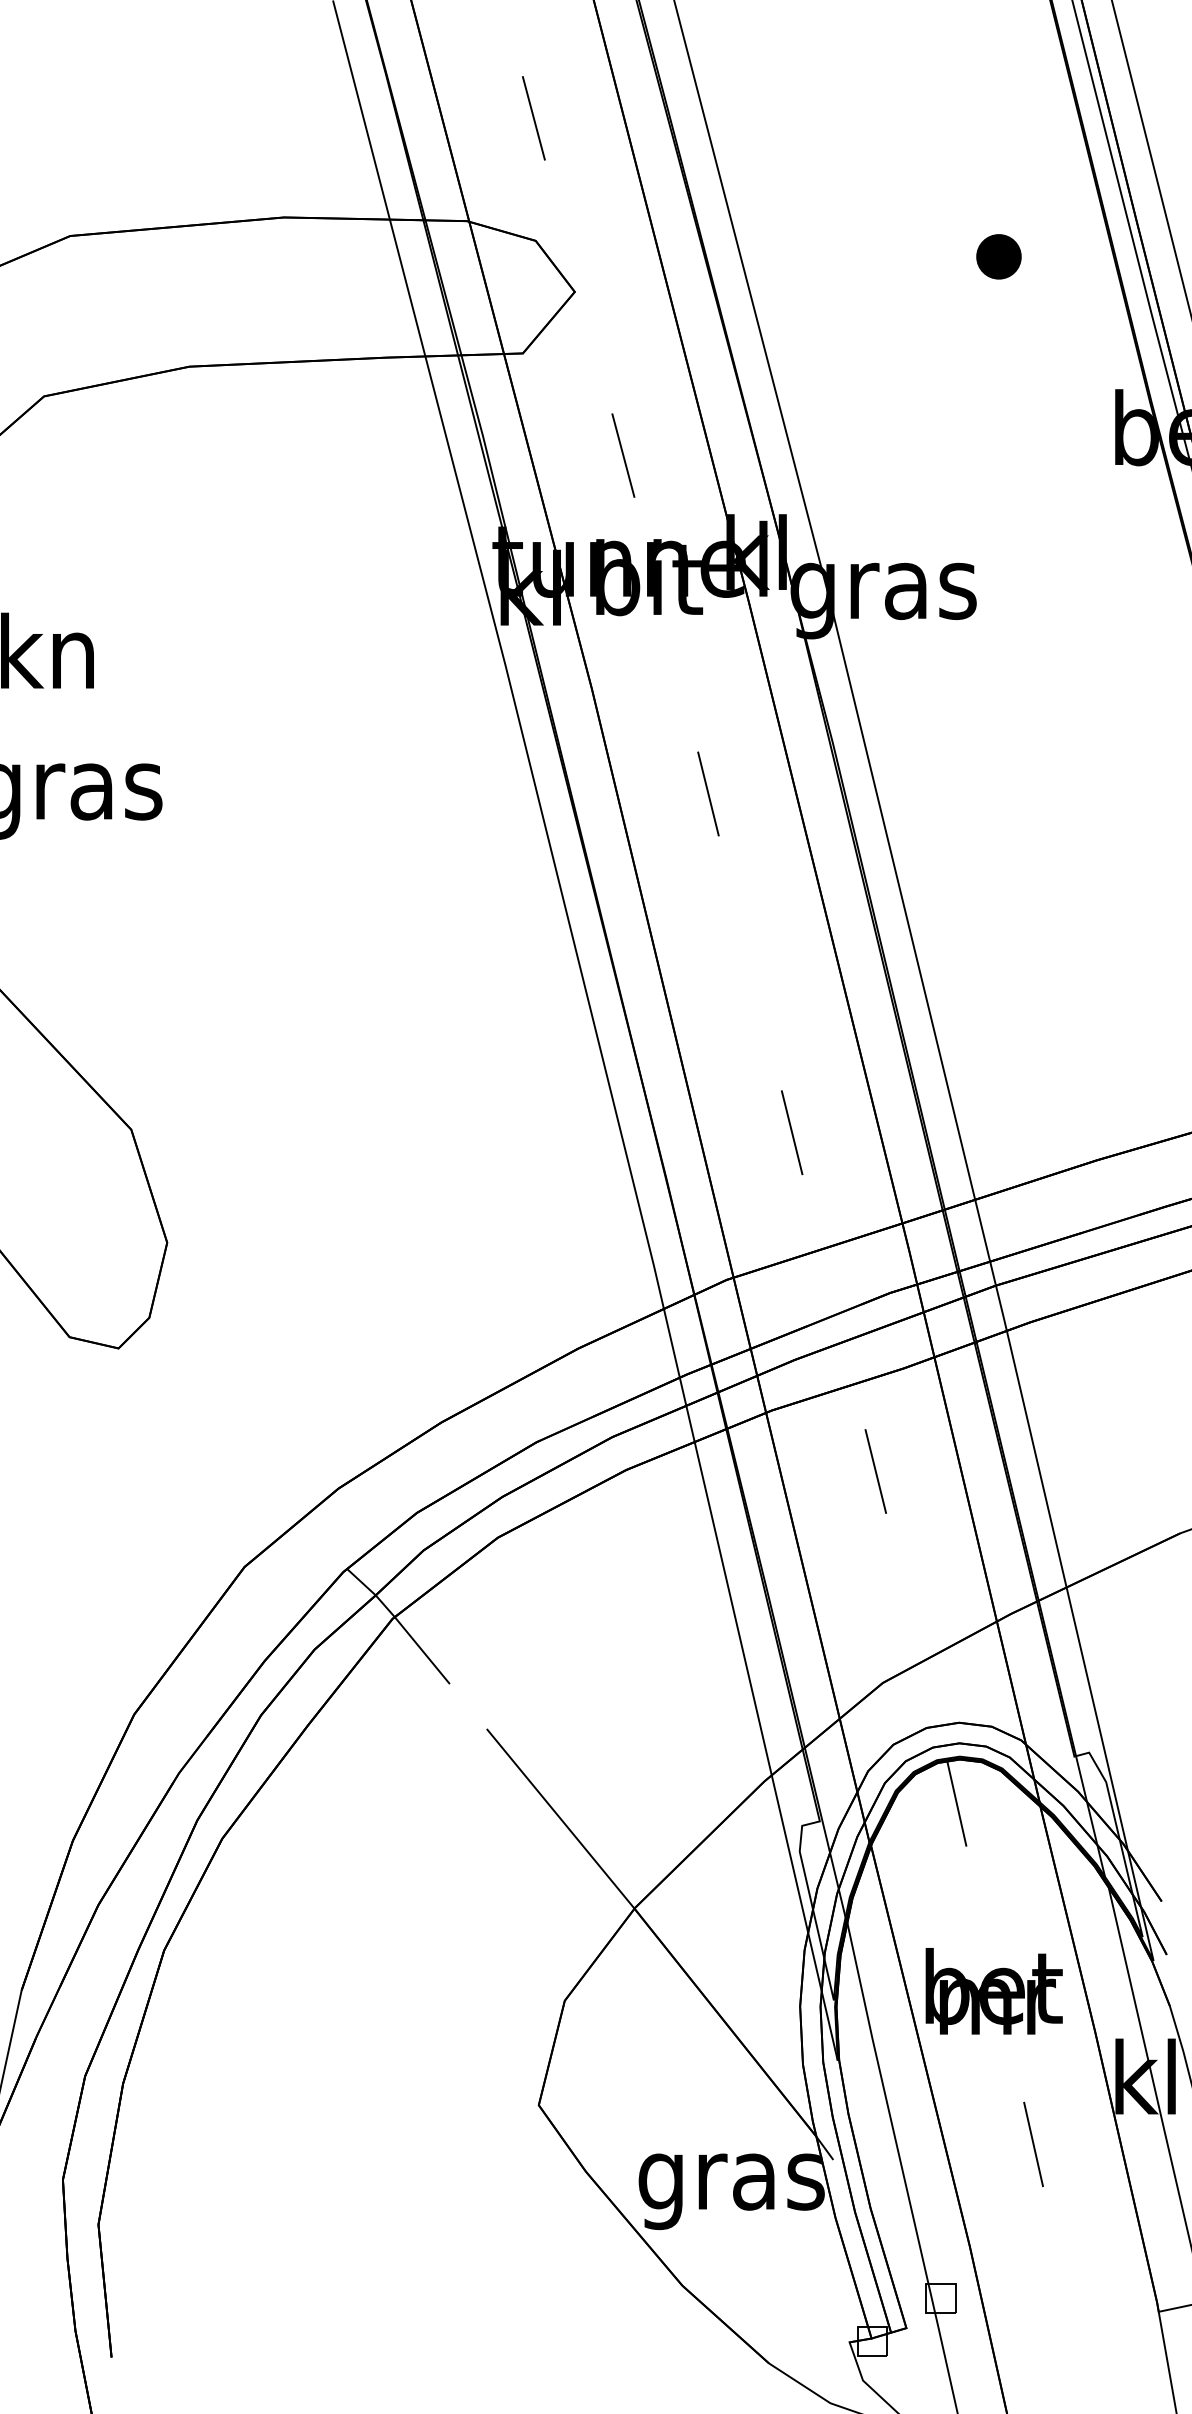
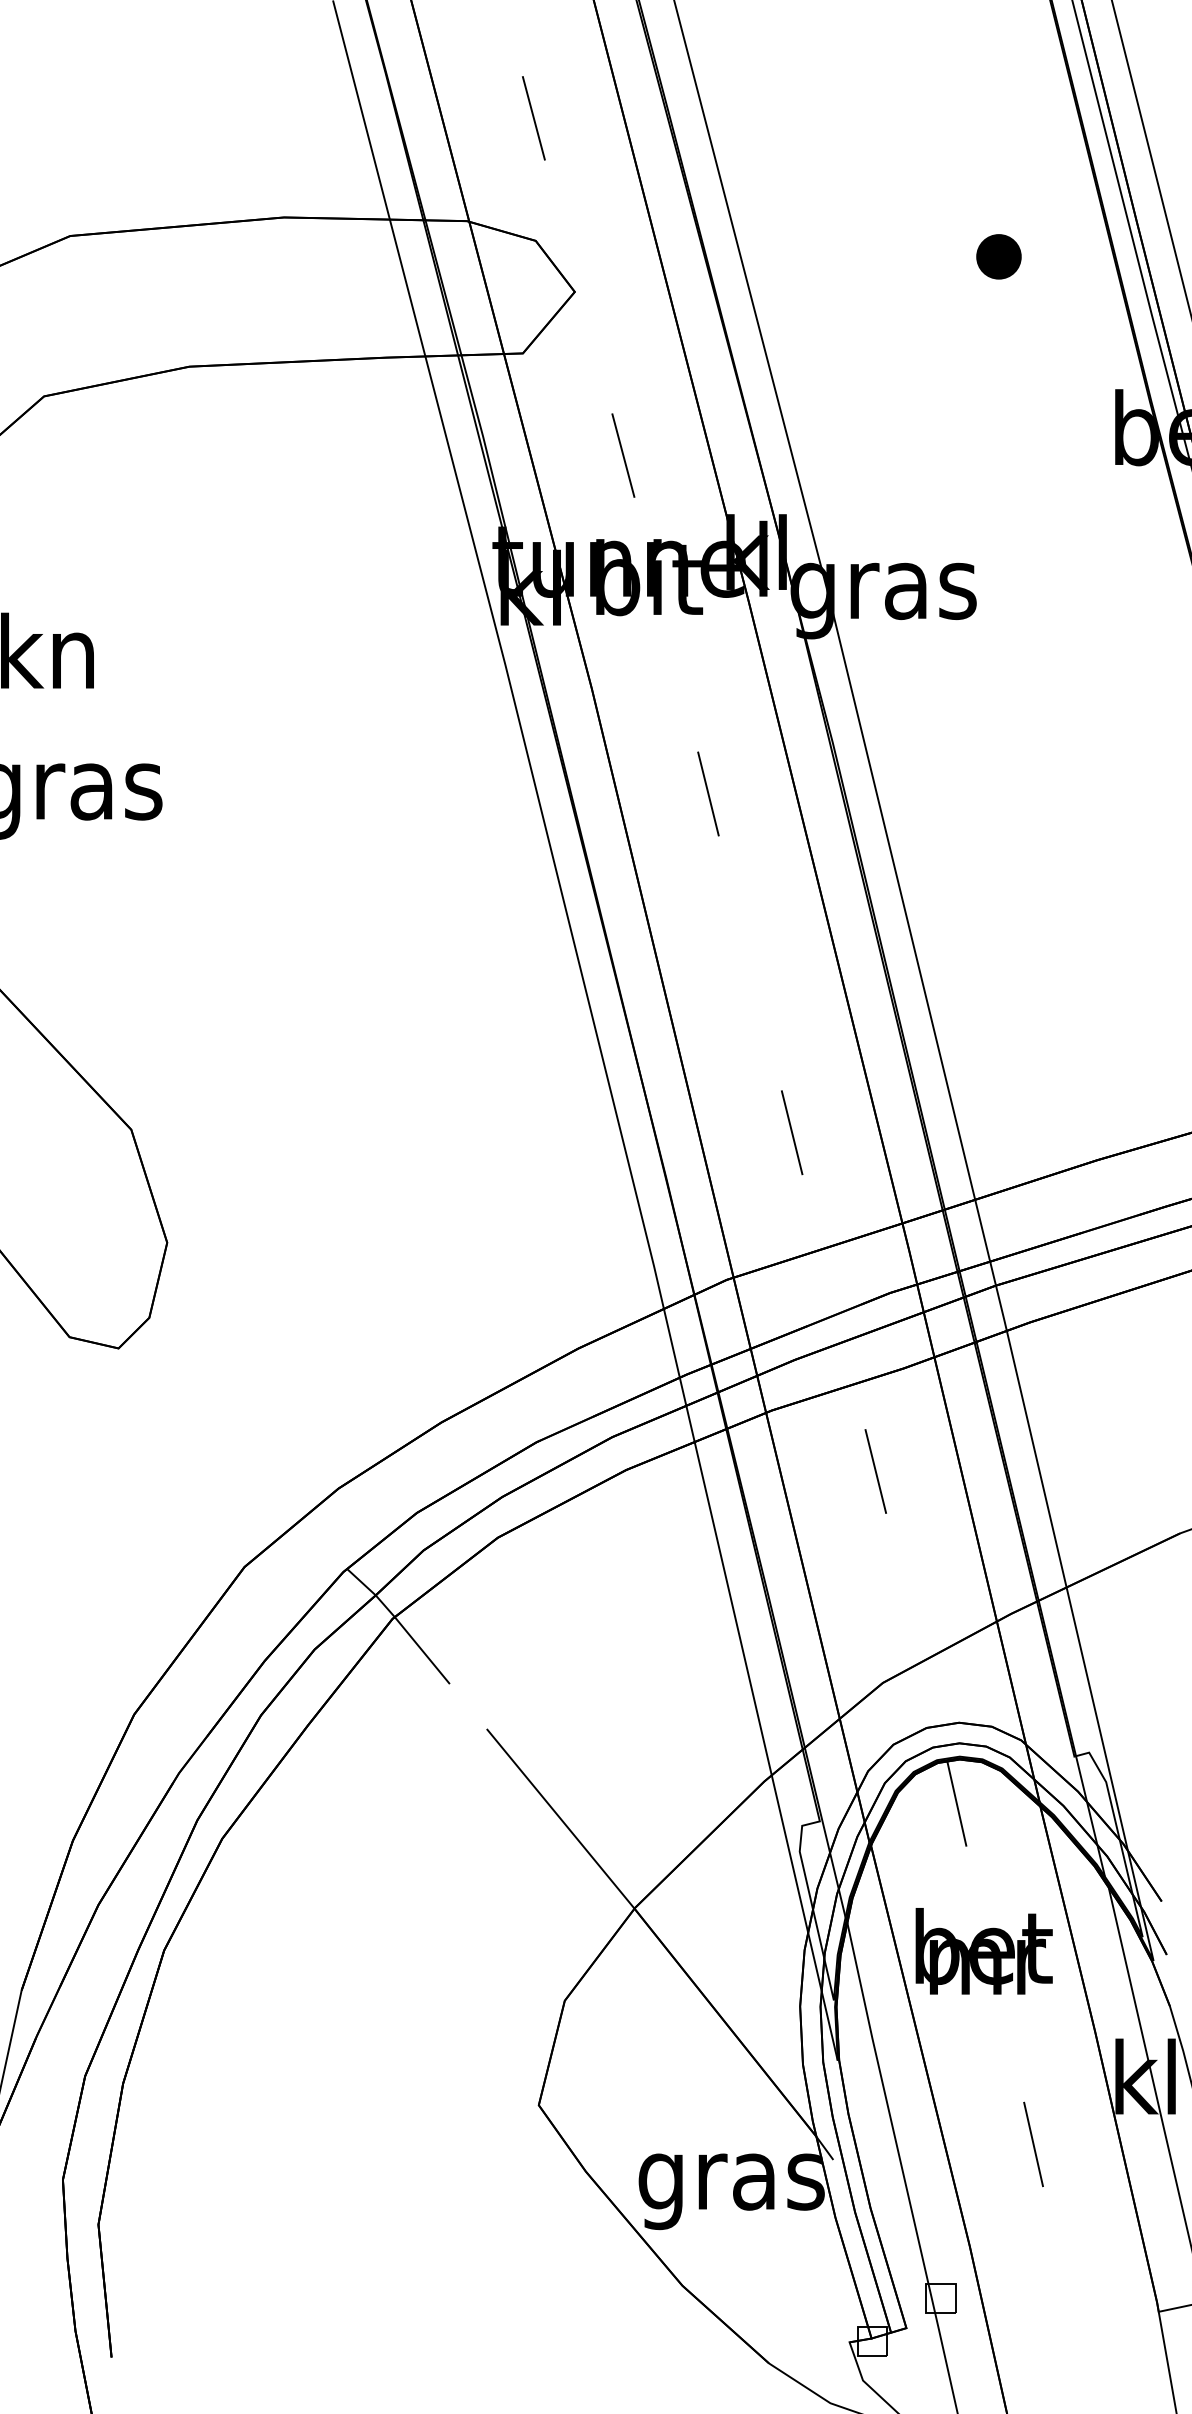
text position: (993, 1991) -> (983, 1951) (983, 1951)
